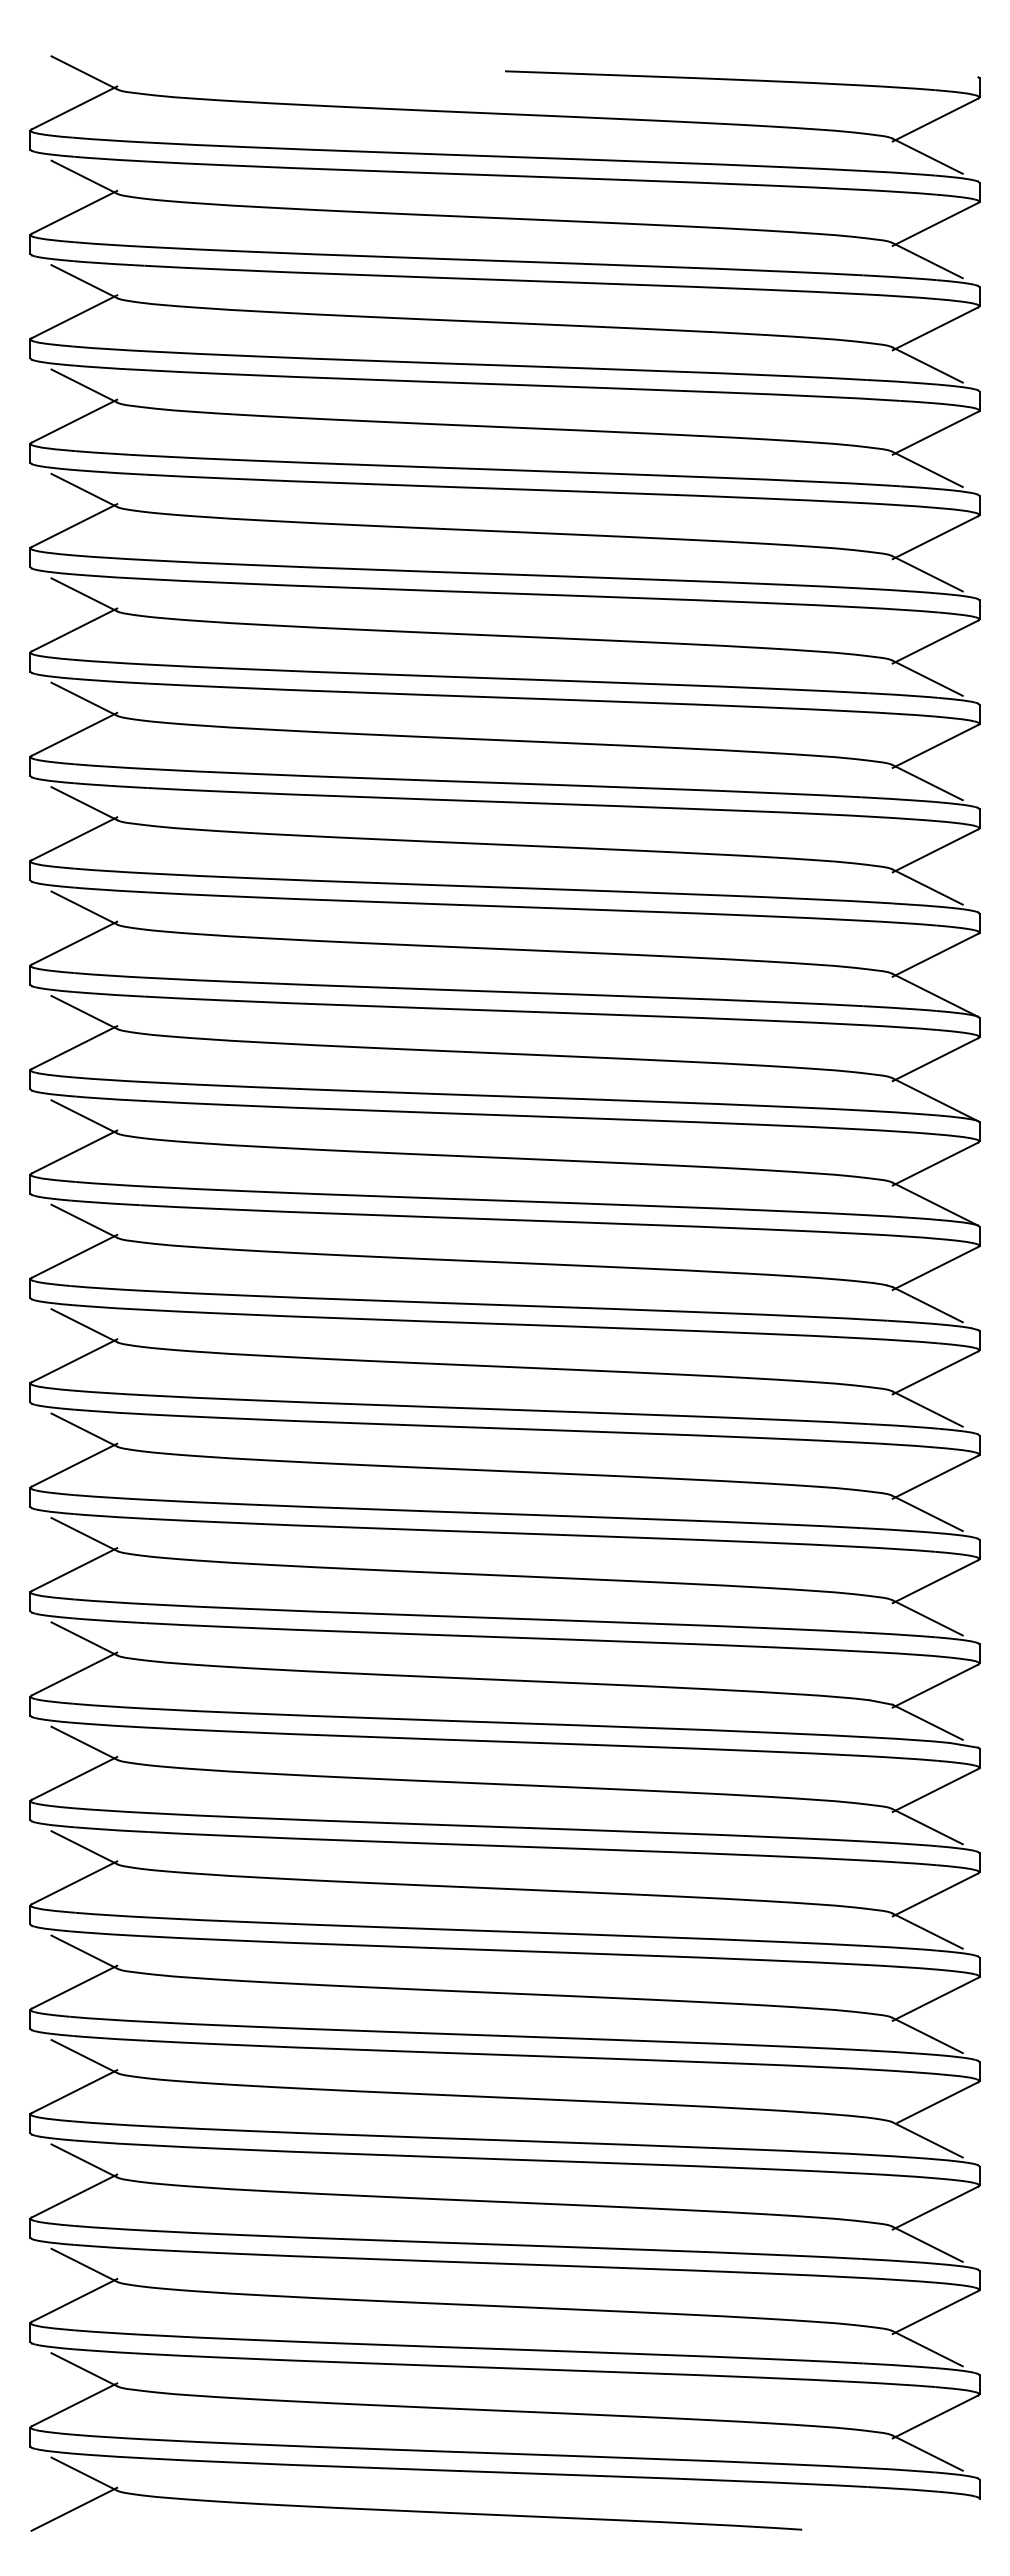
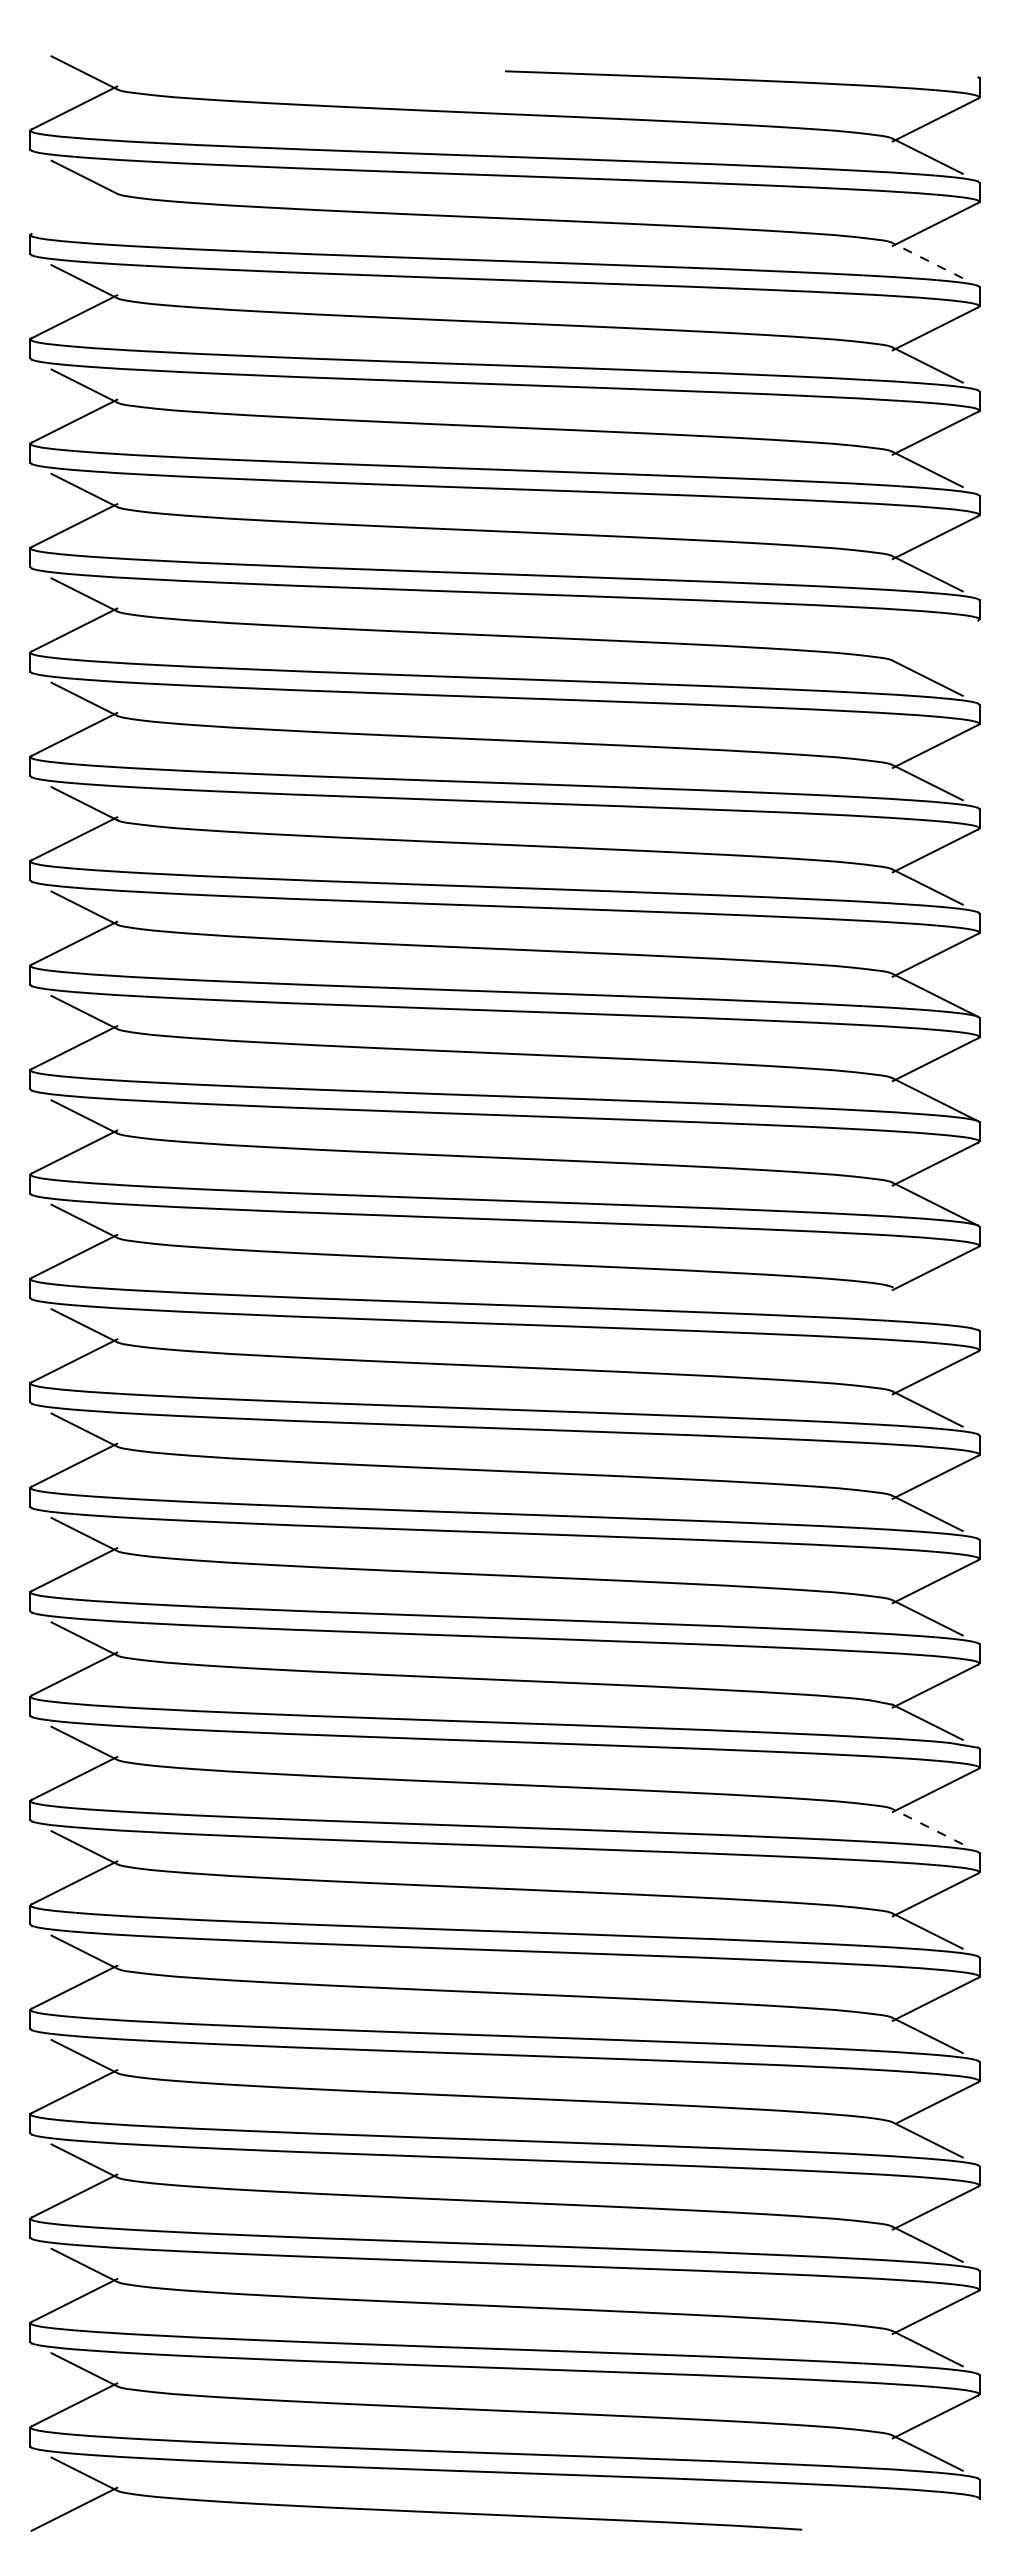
line: present -> none (74, 211)
line: solid -> dashed (927, 260)
line: present -> none (935, 641)
line: present -> none (927, 1304)
line: solid -> dashed (927, 1826)
